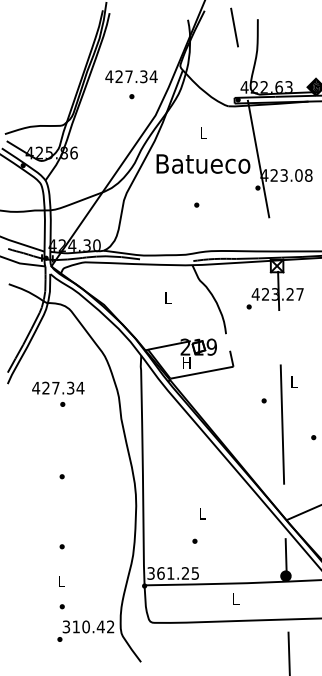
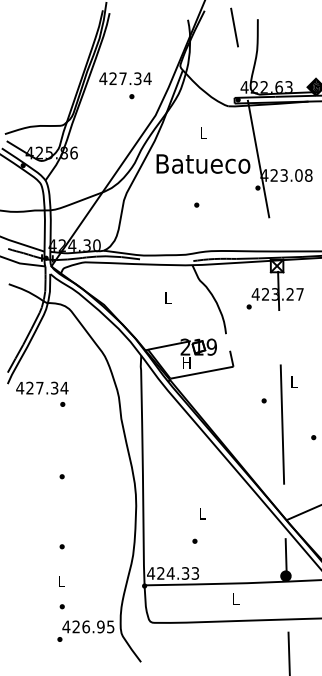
text position: (131, 76) -> (125, 78) (125, 78)
text position: (58, 387) -> (42, 387) (42, 387)
text: 361.25 -> 424.33 (173, 573)
text: 310.42 -> 426.95 (88, 626)
